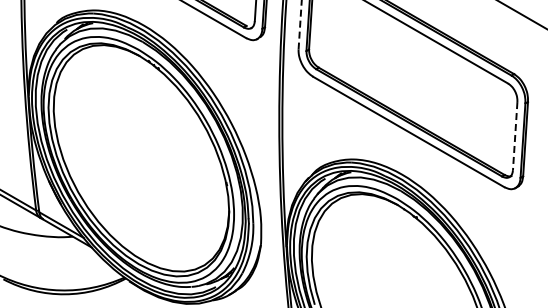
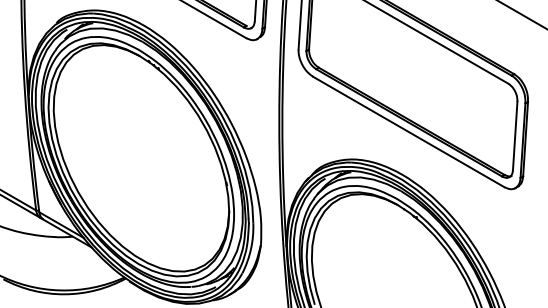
line: dashed -> solid (300, 24)
line: dashed -> solid (515, 136)
